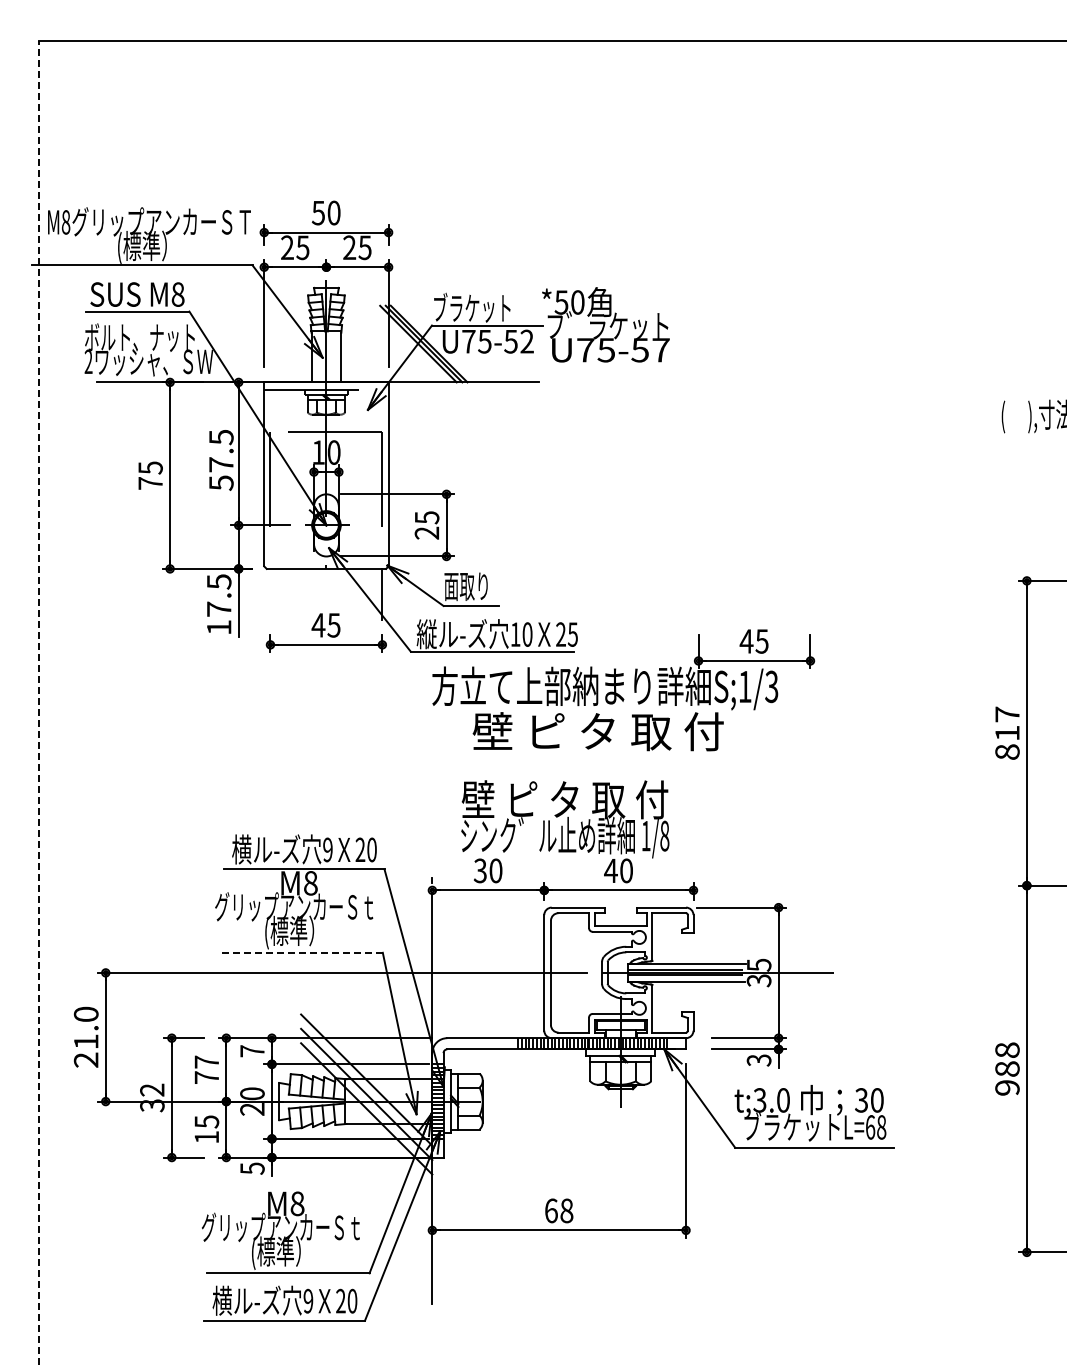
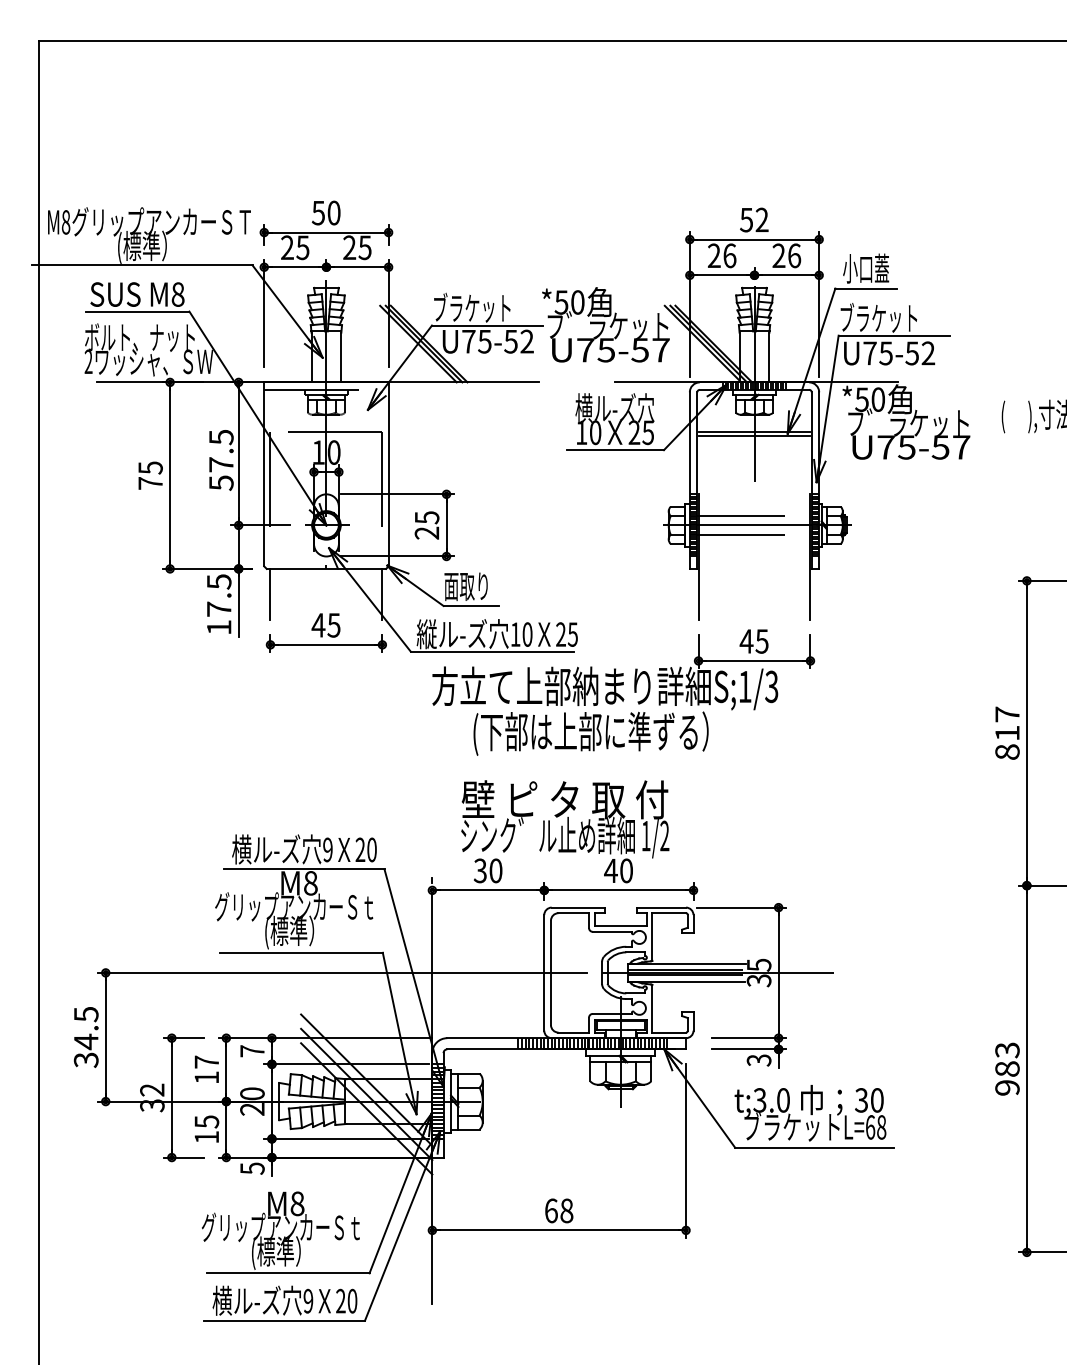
part: none -> present (768, 413)
line: none -> present (270, 594)
line: dashed -> solid (39, 702)
text: 壁 ピ タ 取 付 -> (下部は上部に準ずる） (597, 733)
text: 1/8 -> 1/2 (664, 835)
line: dashed -> solid (301, 952)
text: 21.0 -> 34.5 (85, 1037)
text: 988 -> 983 (1007, 1050)
text: 77 -> 17 (206, 1077)
